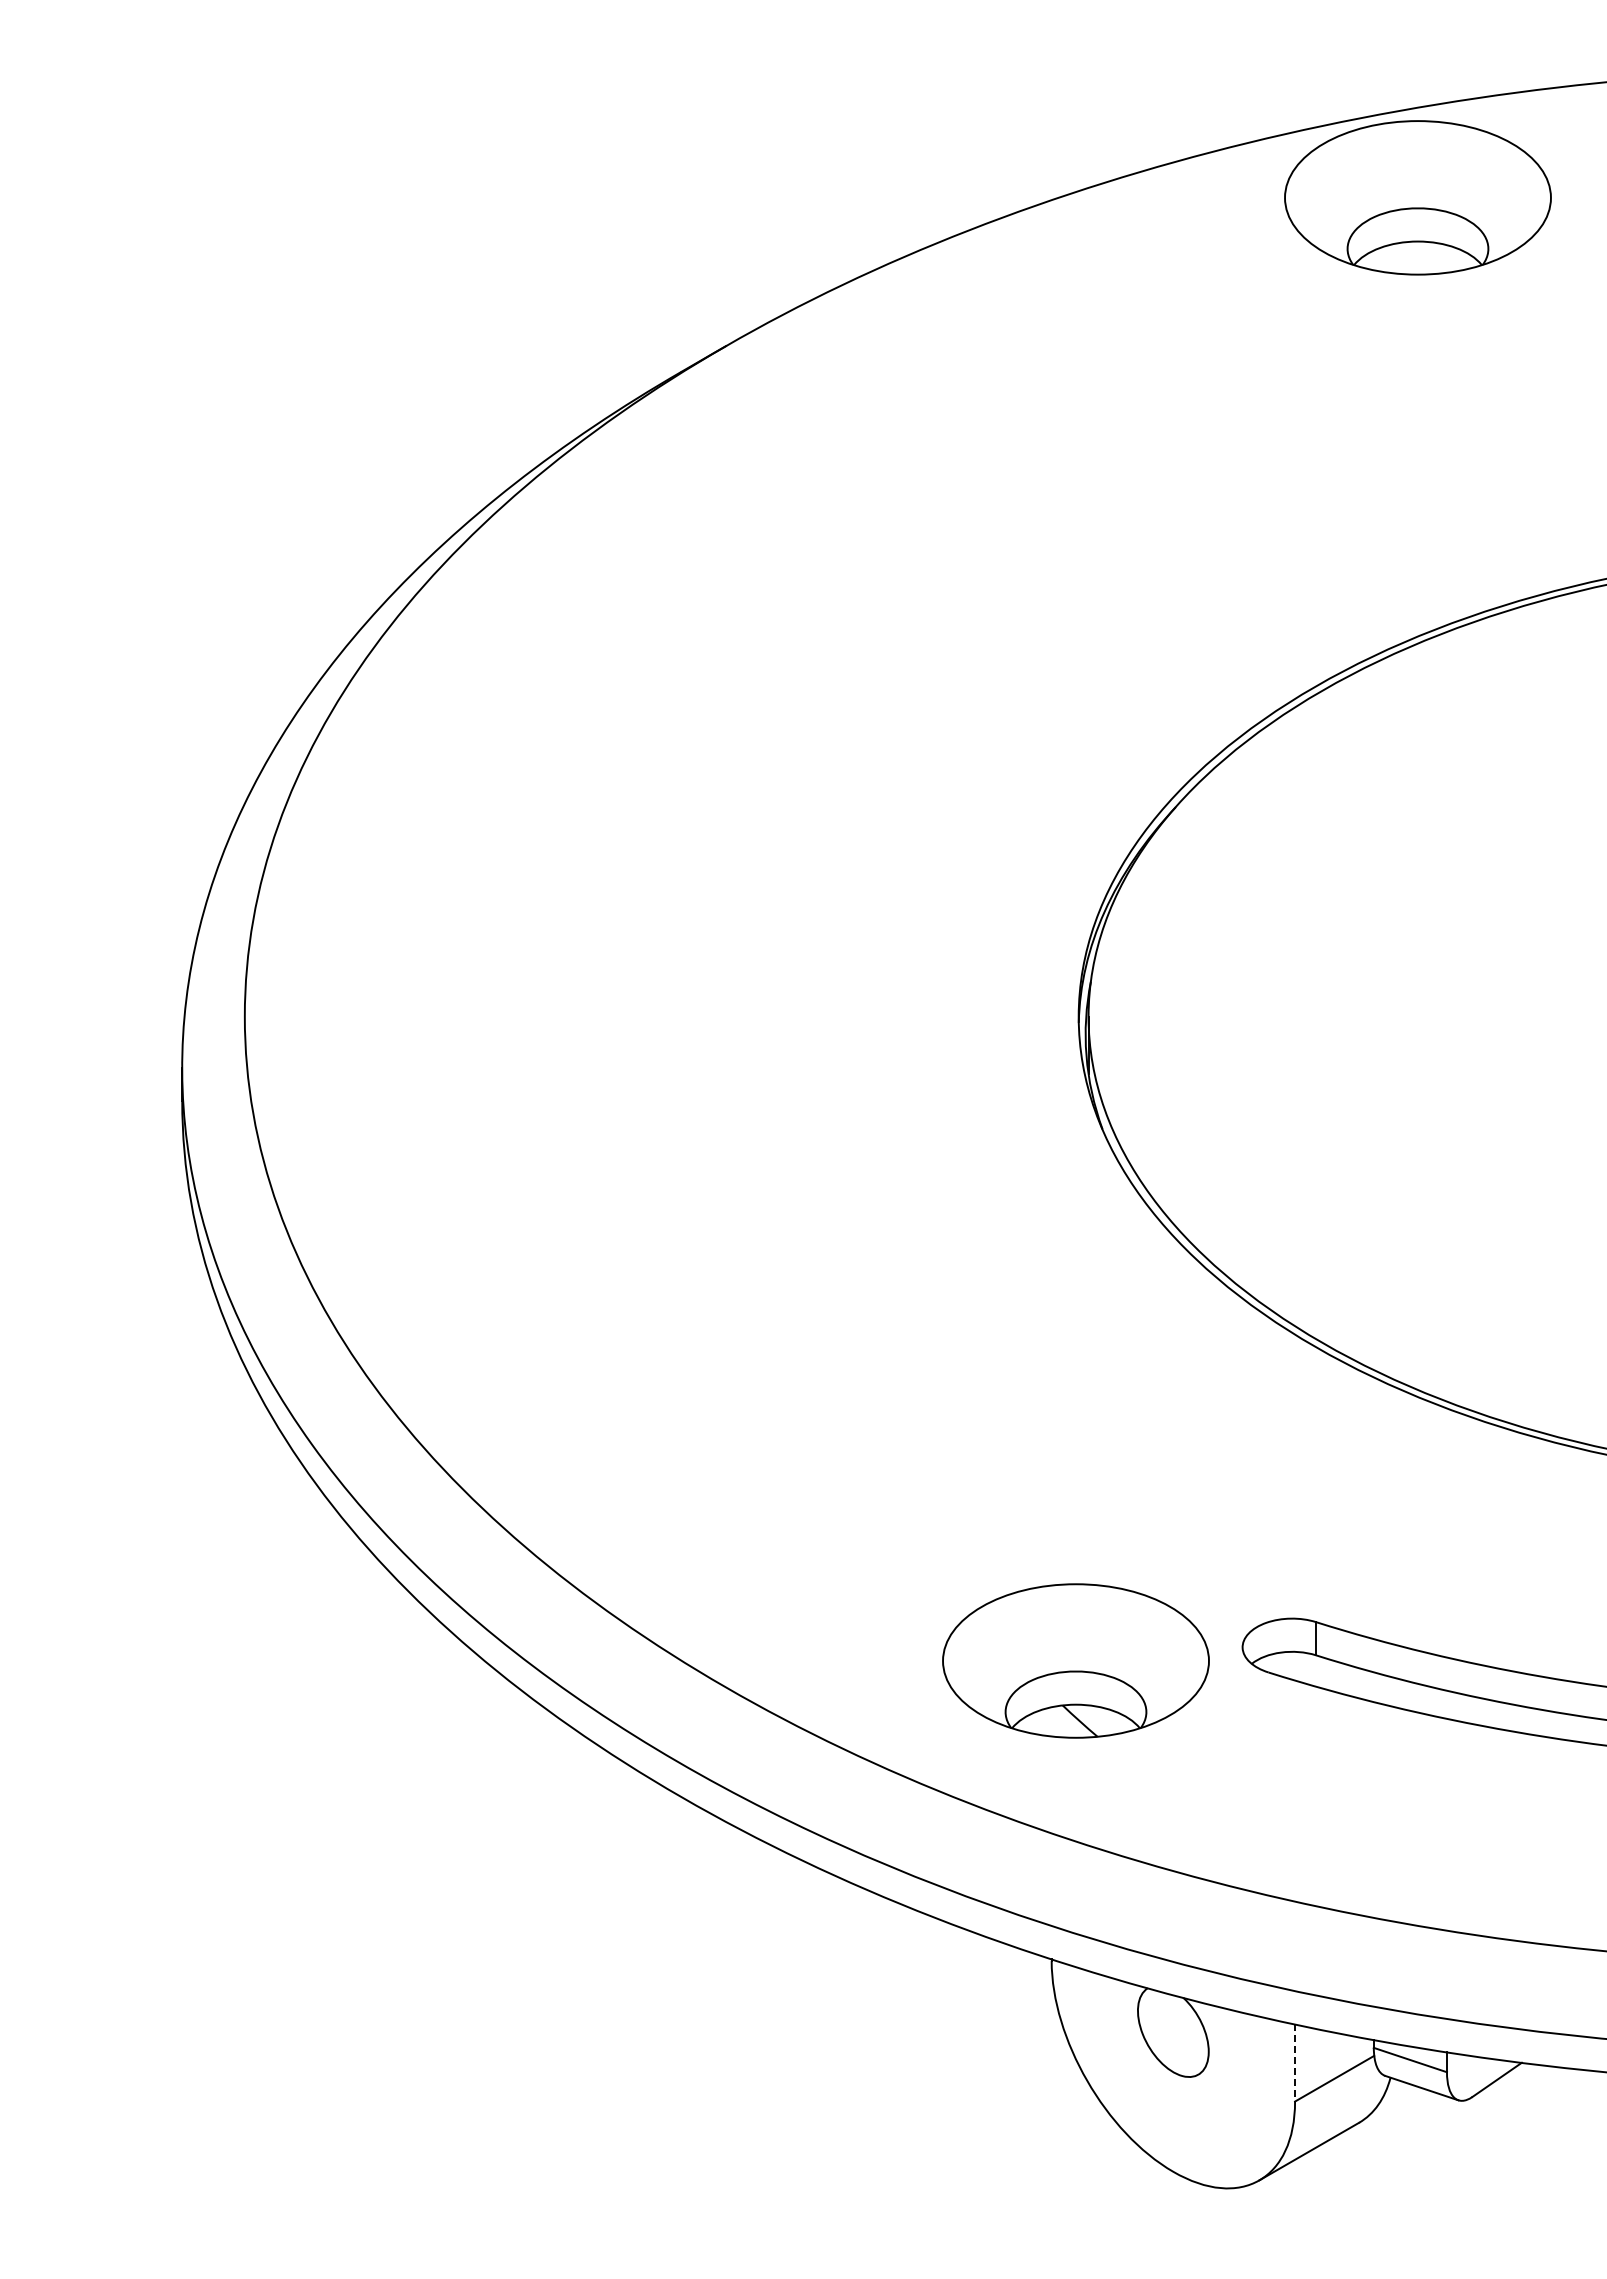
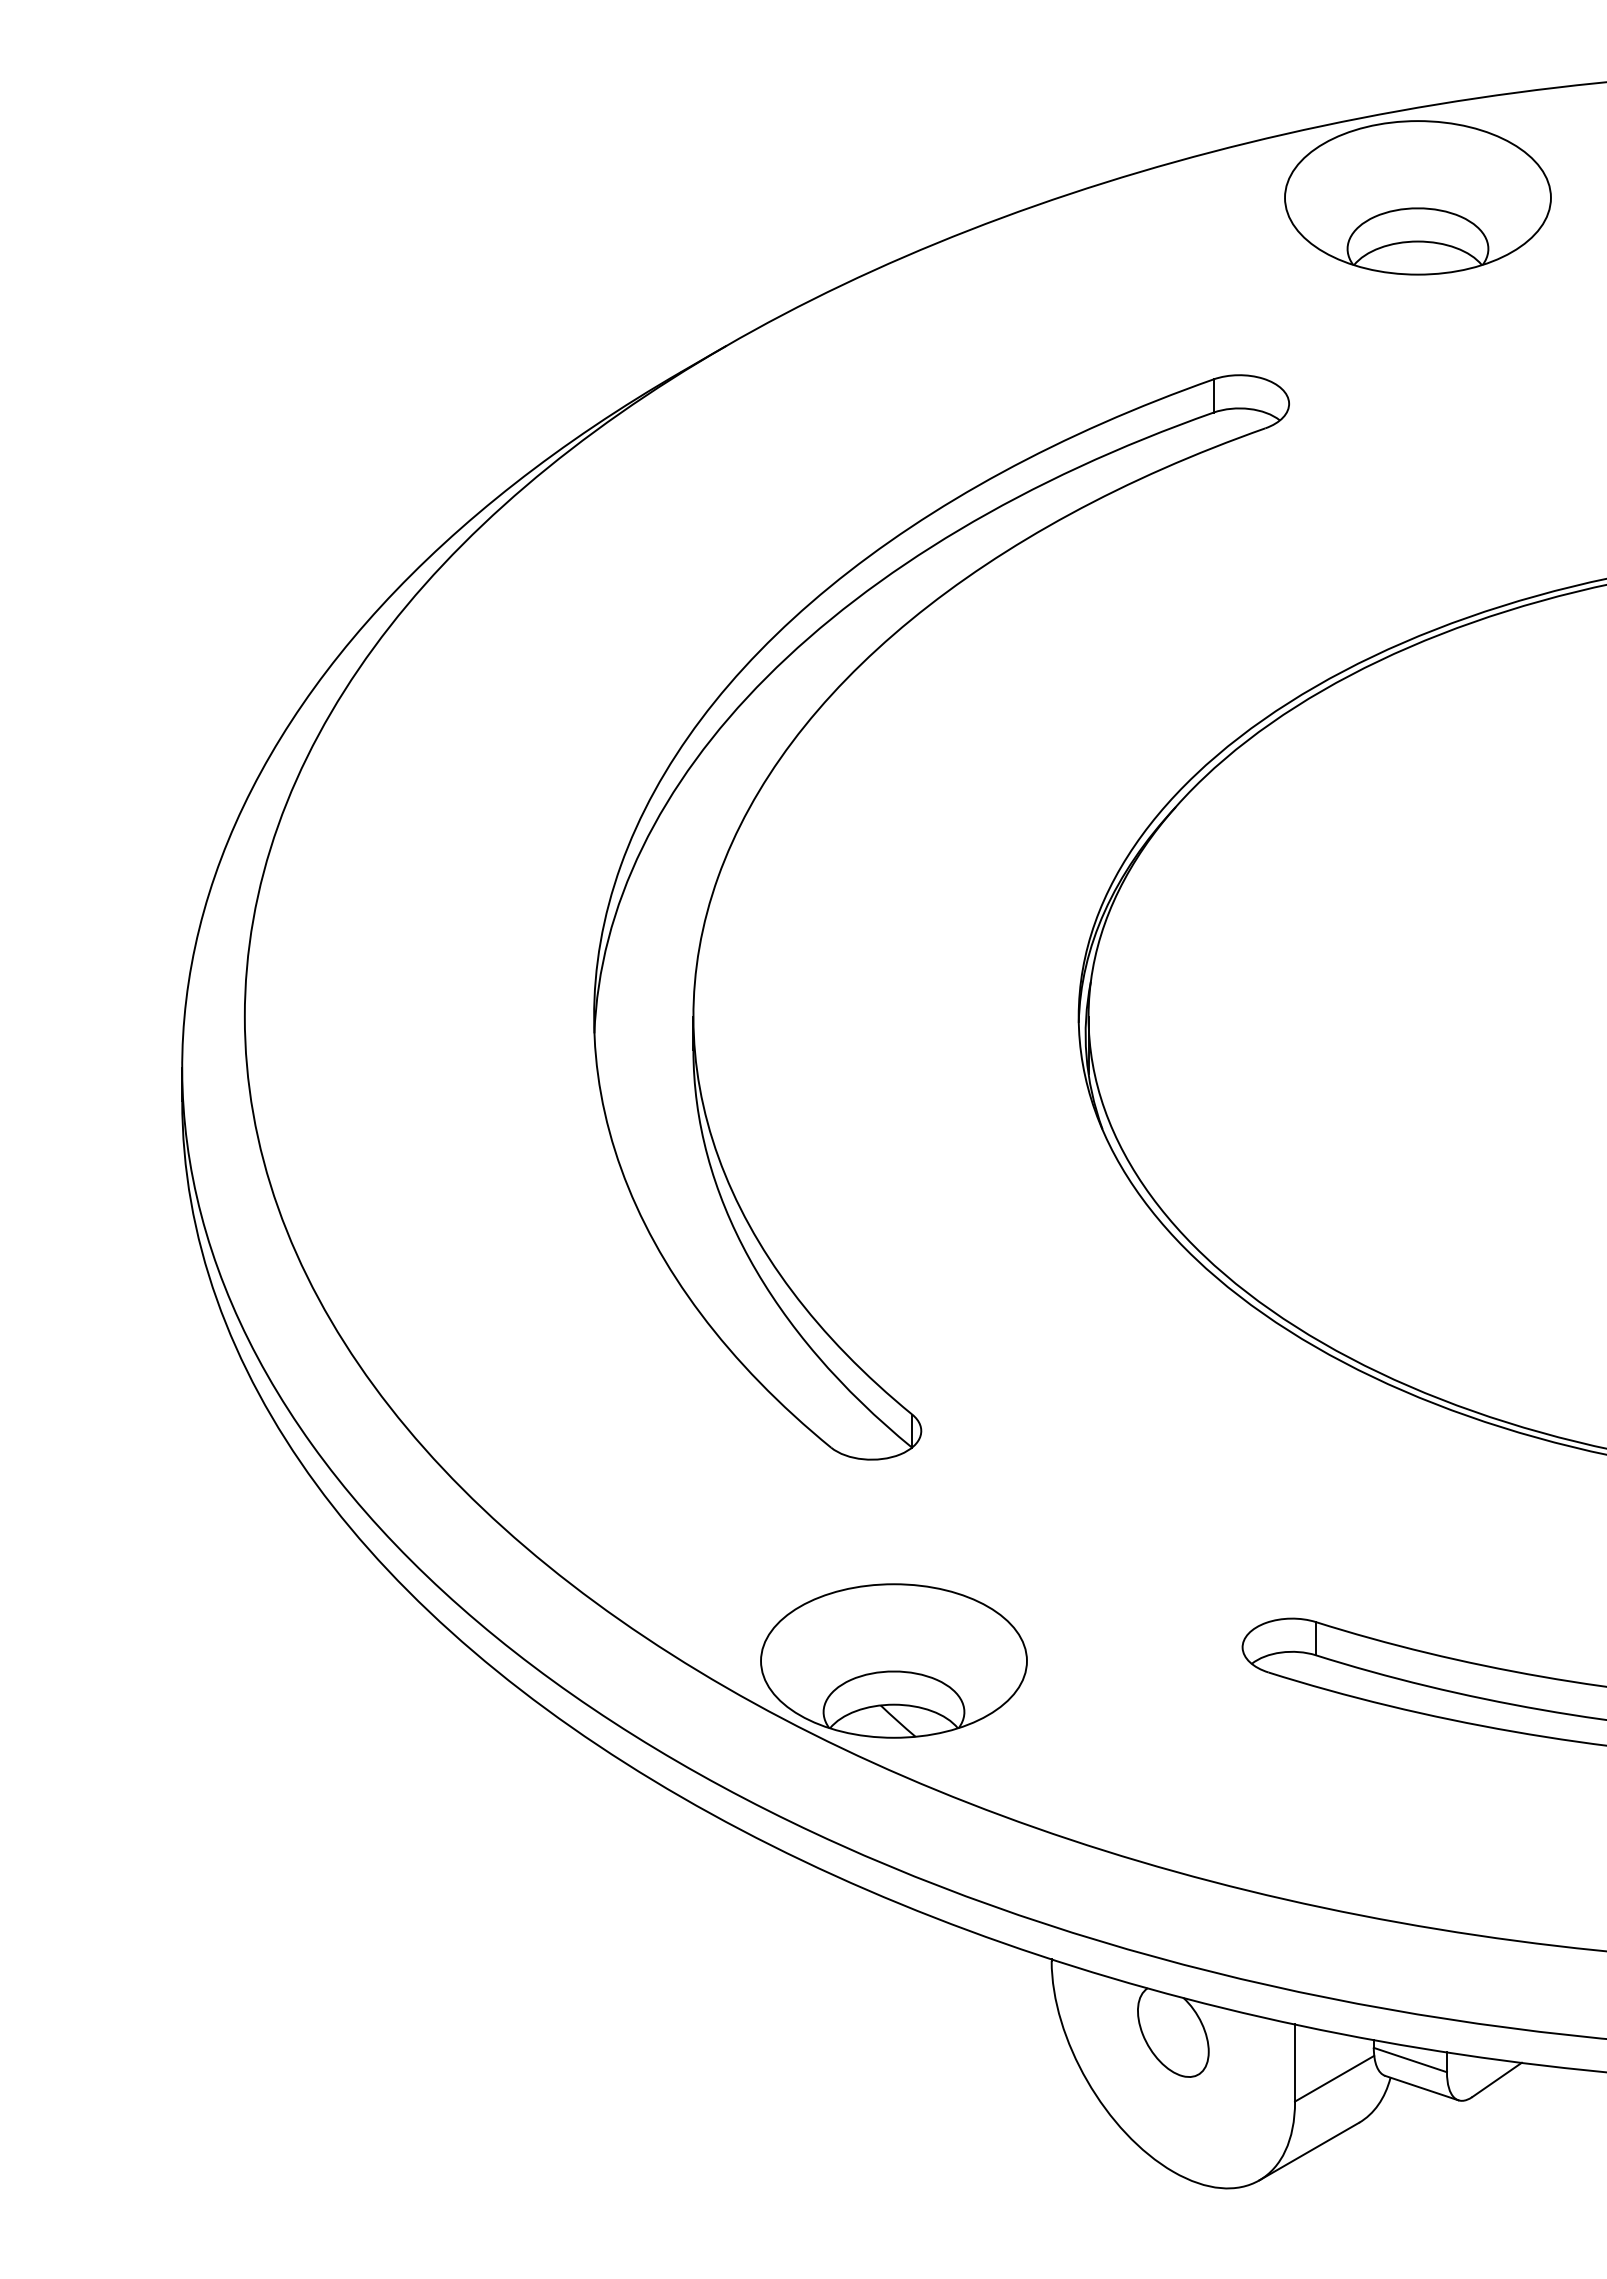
part: none -> present (747, 814)
part position: (1075, 1660) -> (893, 1660) (893, 1660)
line: dashed -> solid (1295, 2062)
